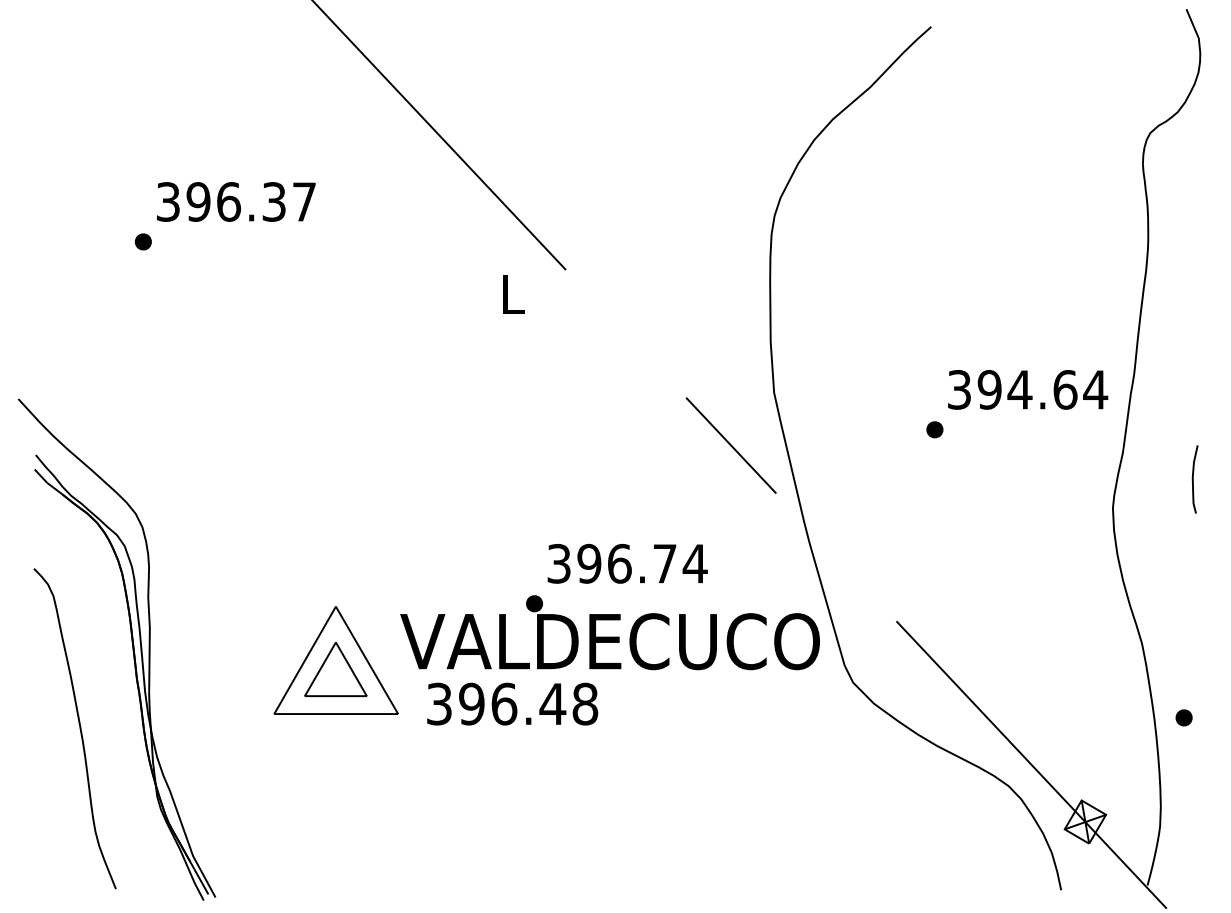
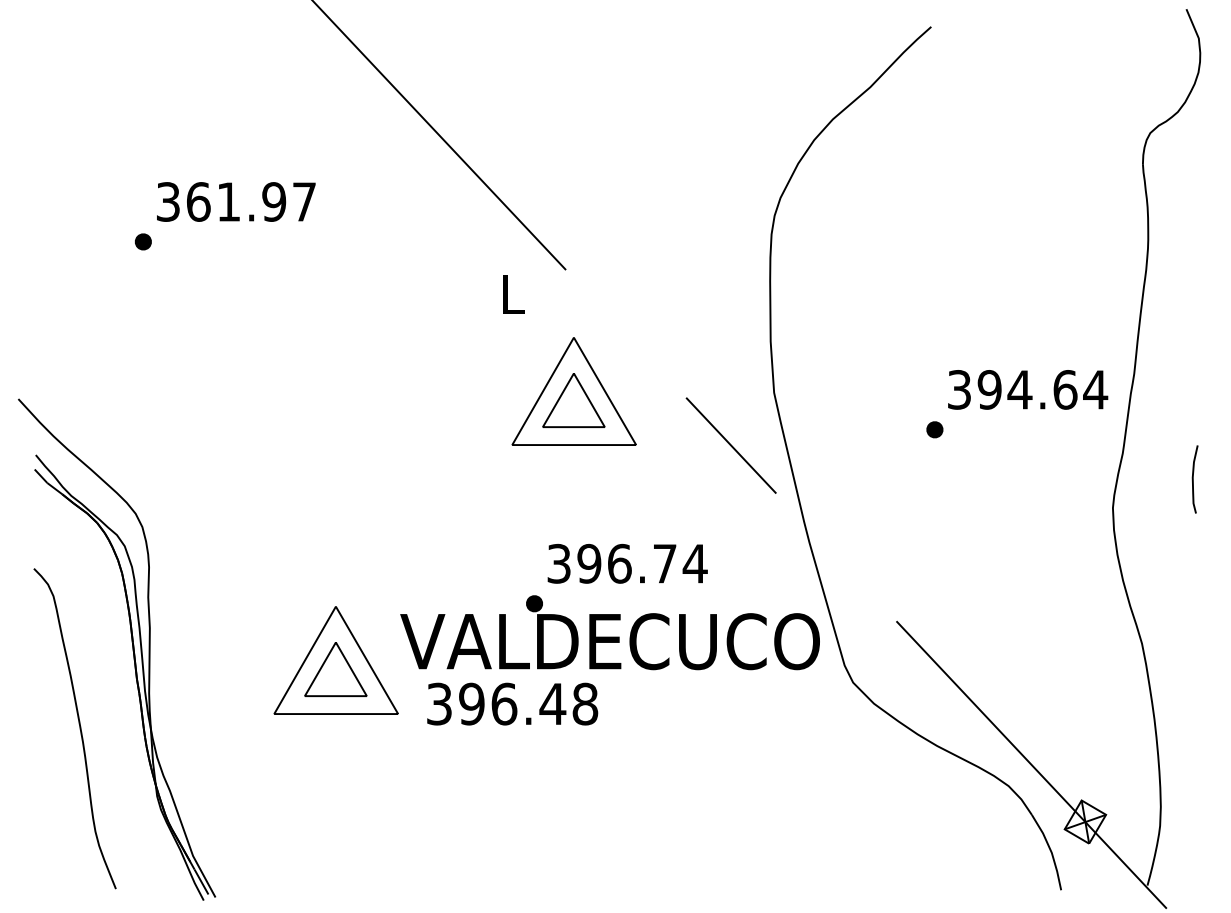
text: 396.37 -> 361.97 (236, 201)
part: none -> present (573, 391)
part: present -> none (1183, 717)
